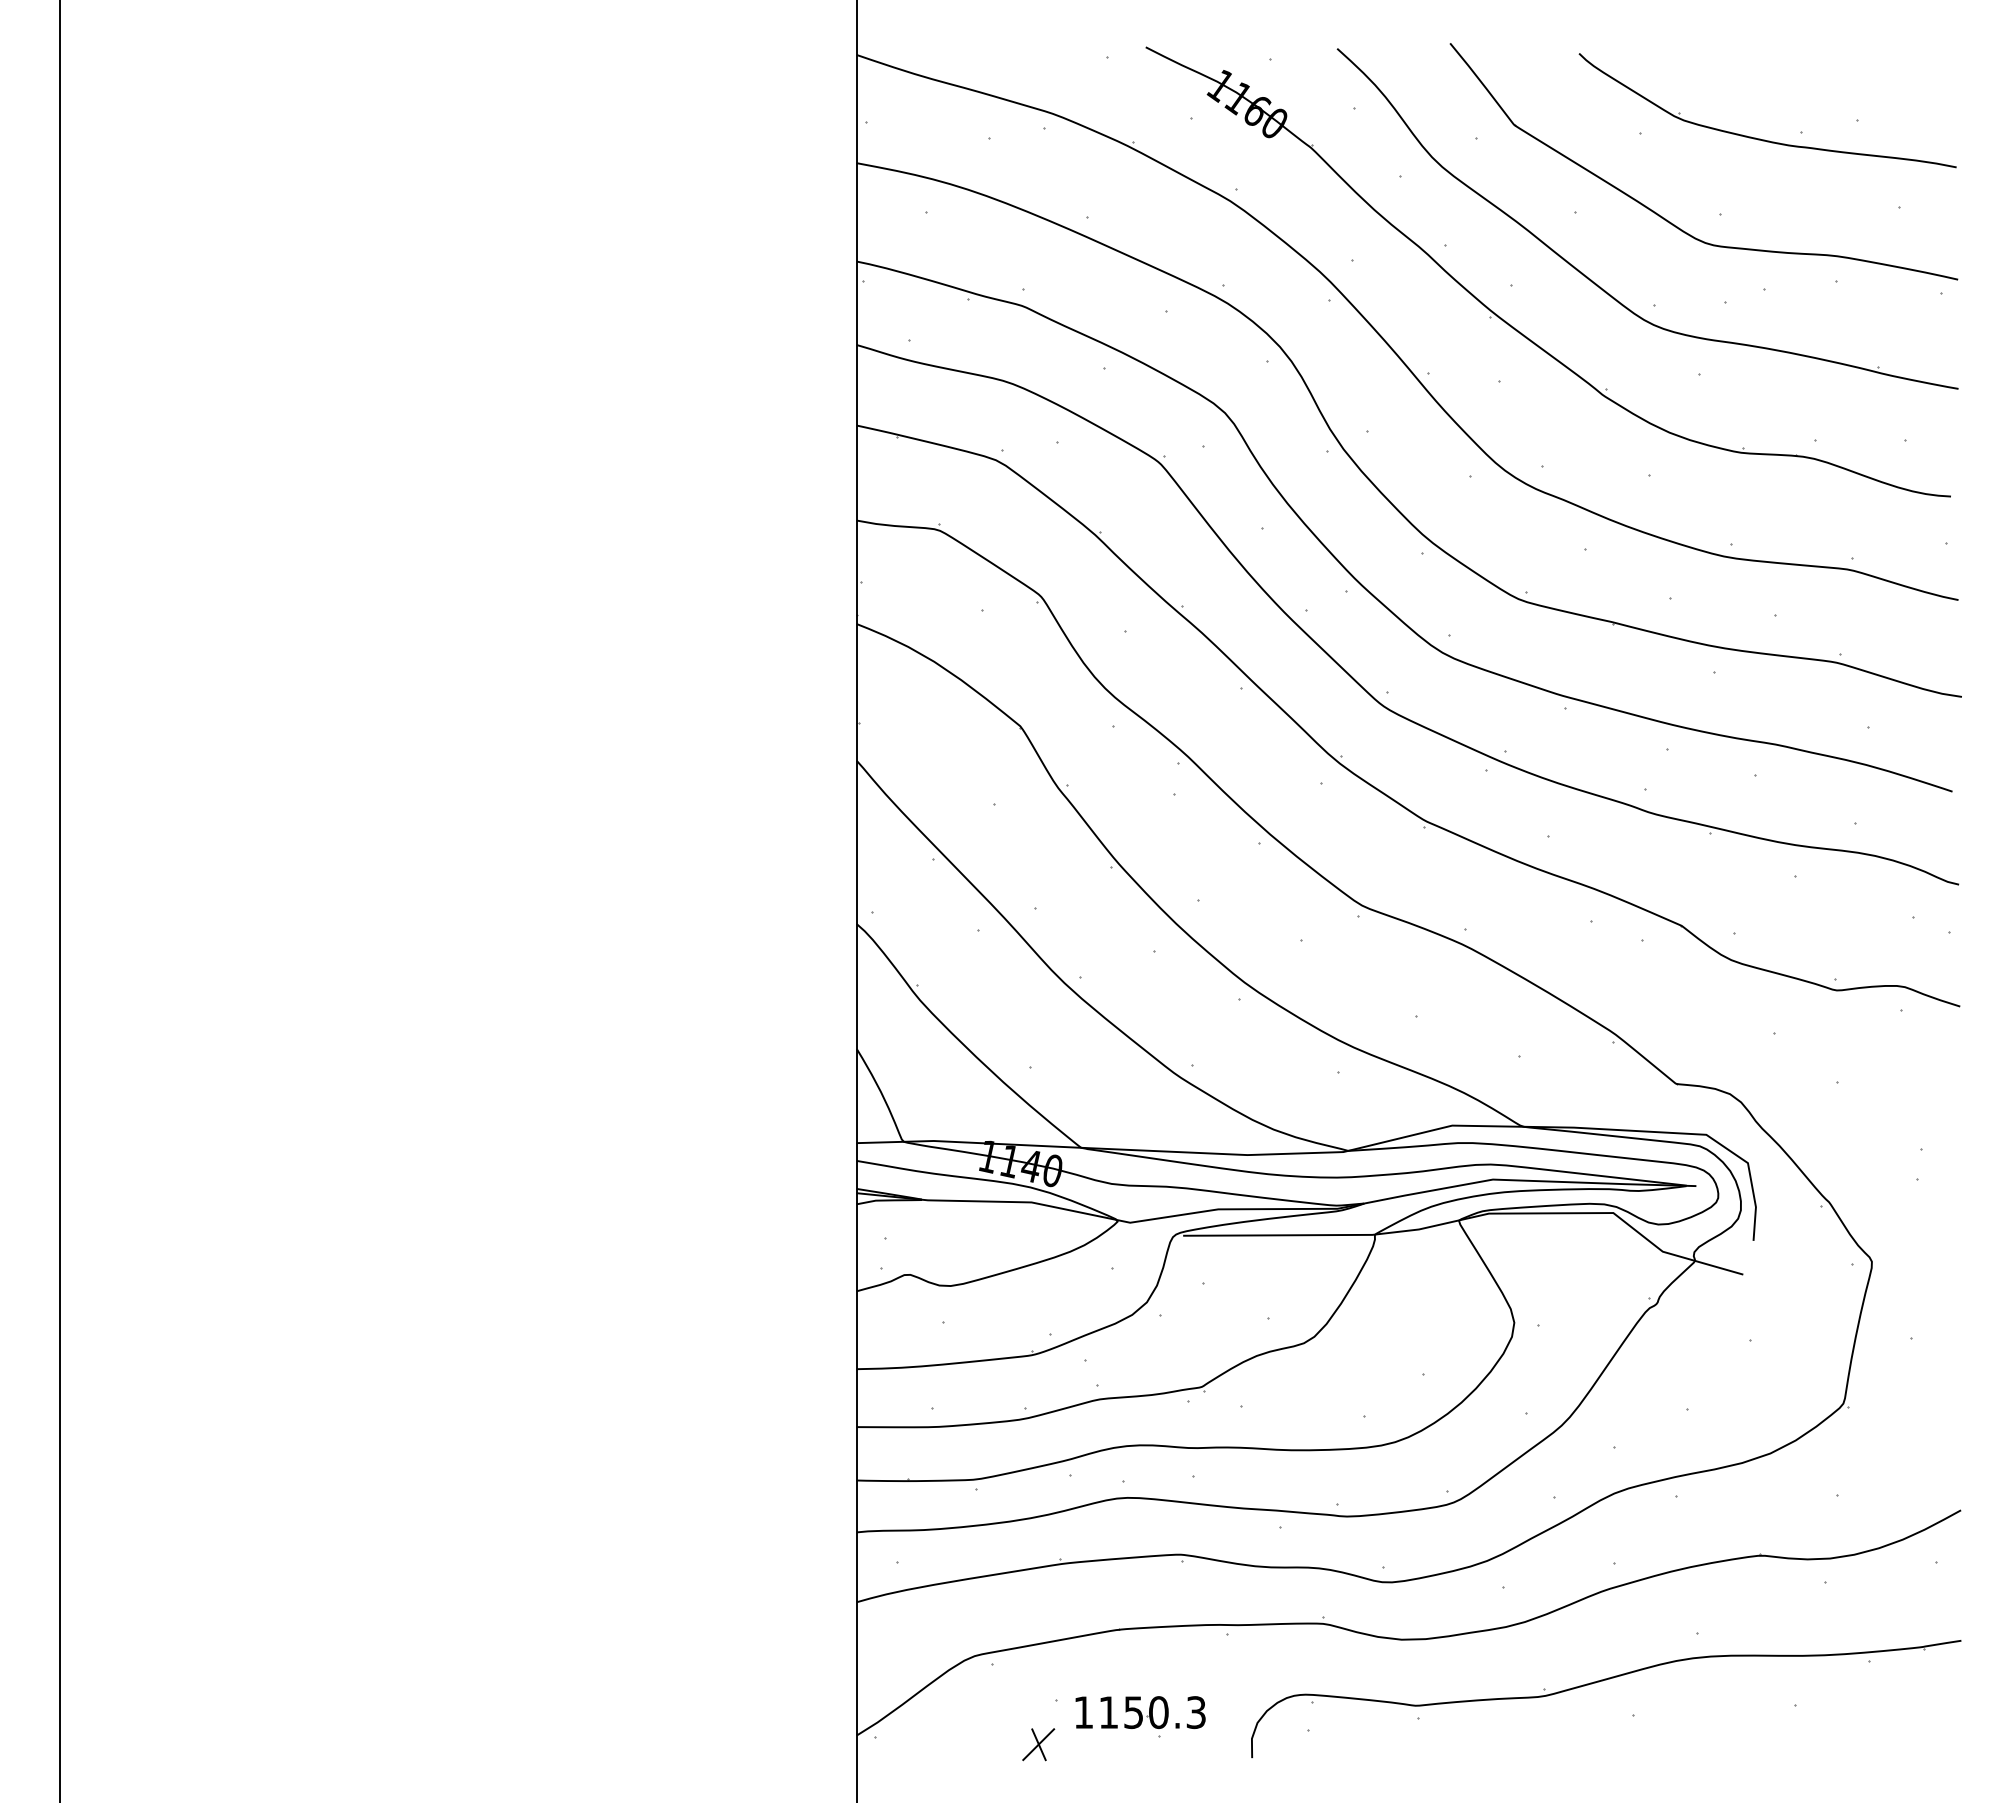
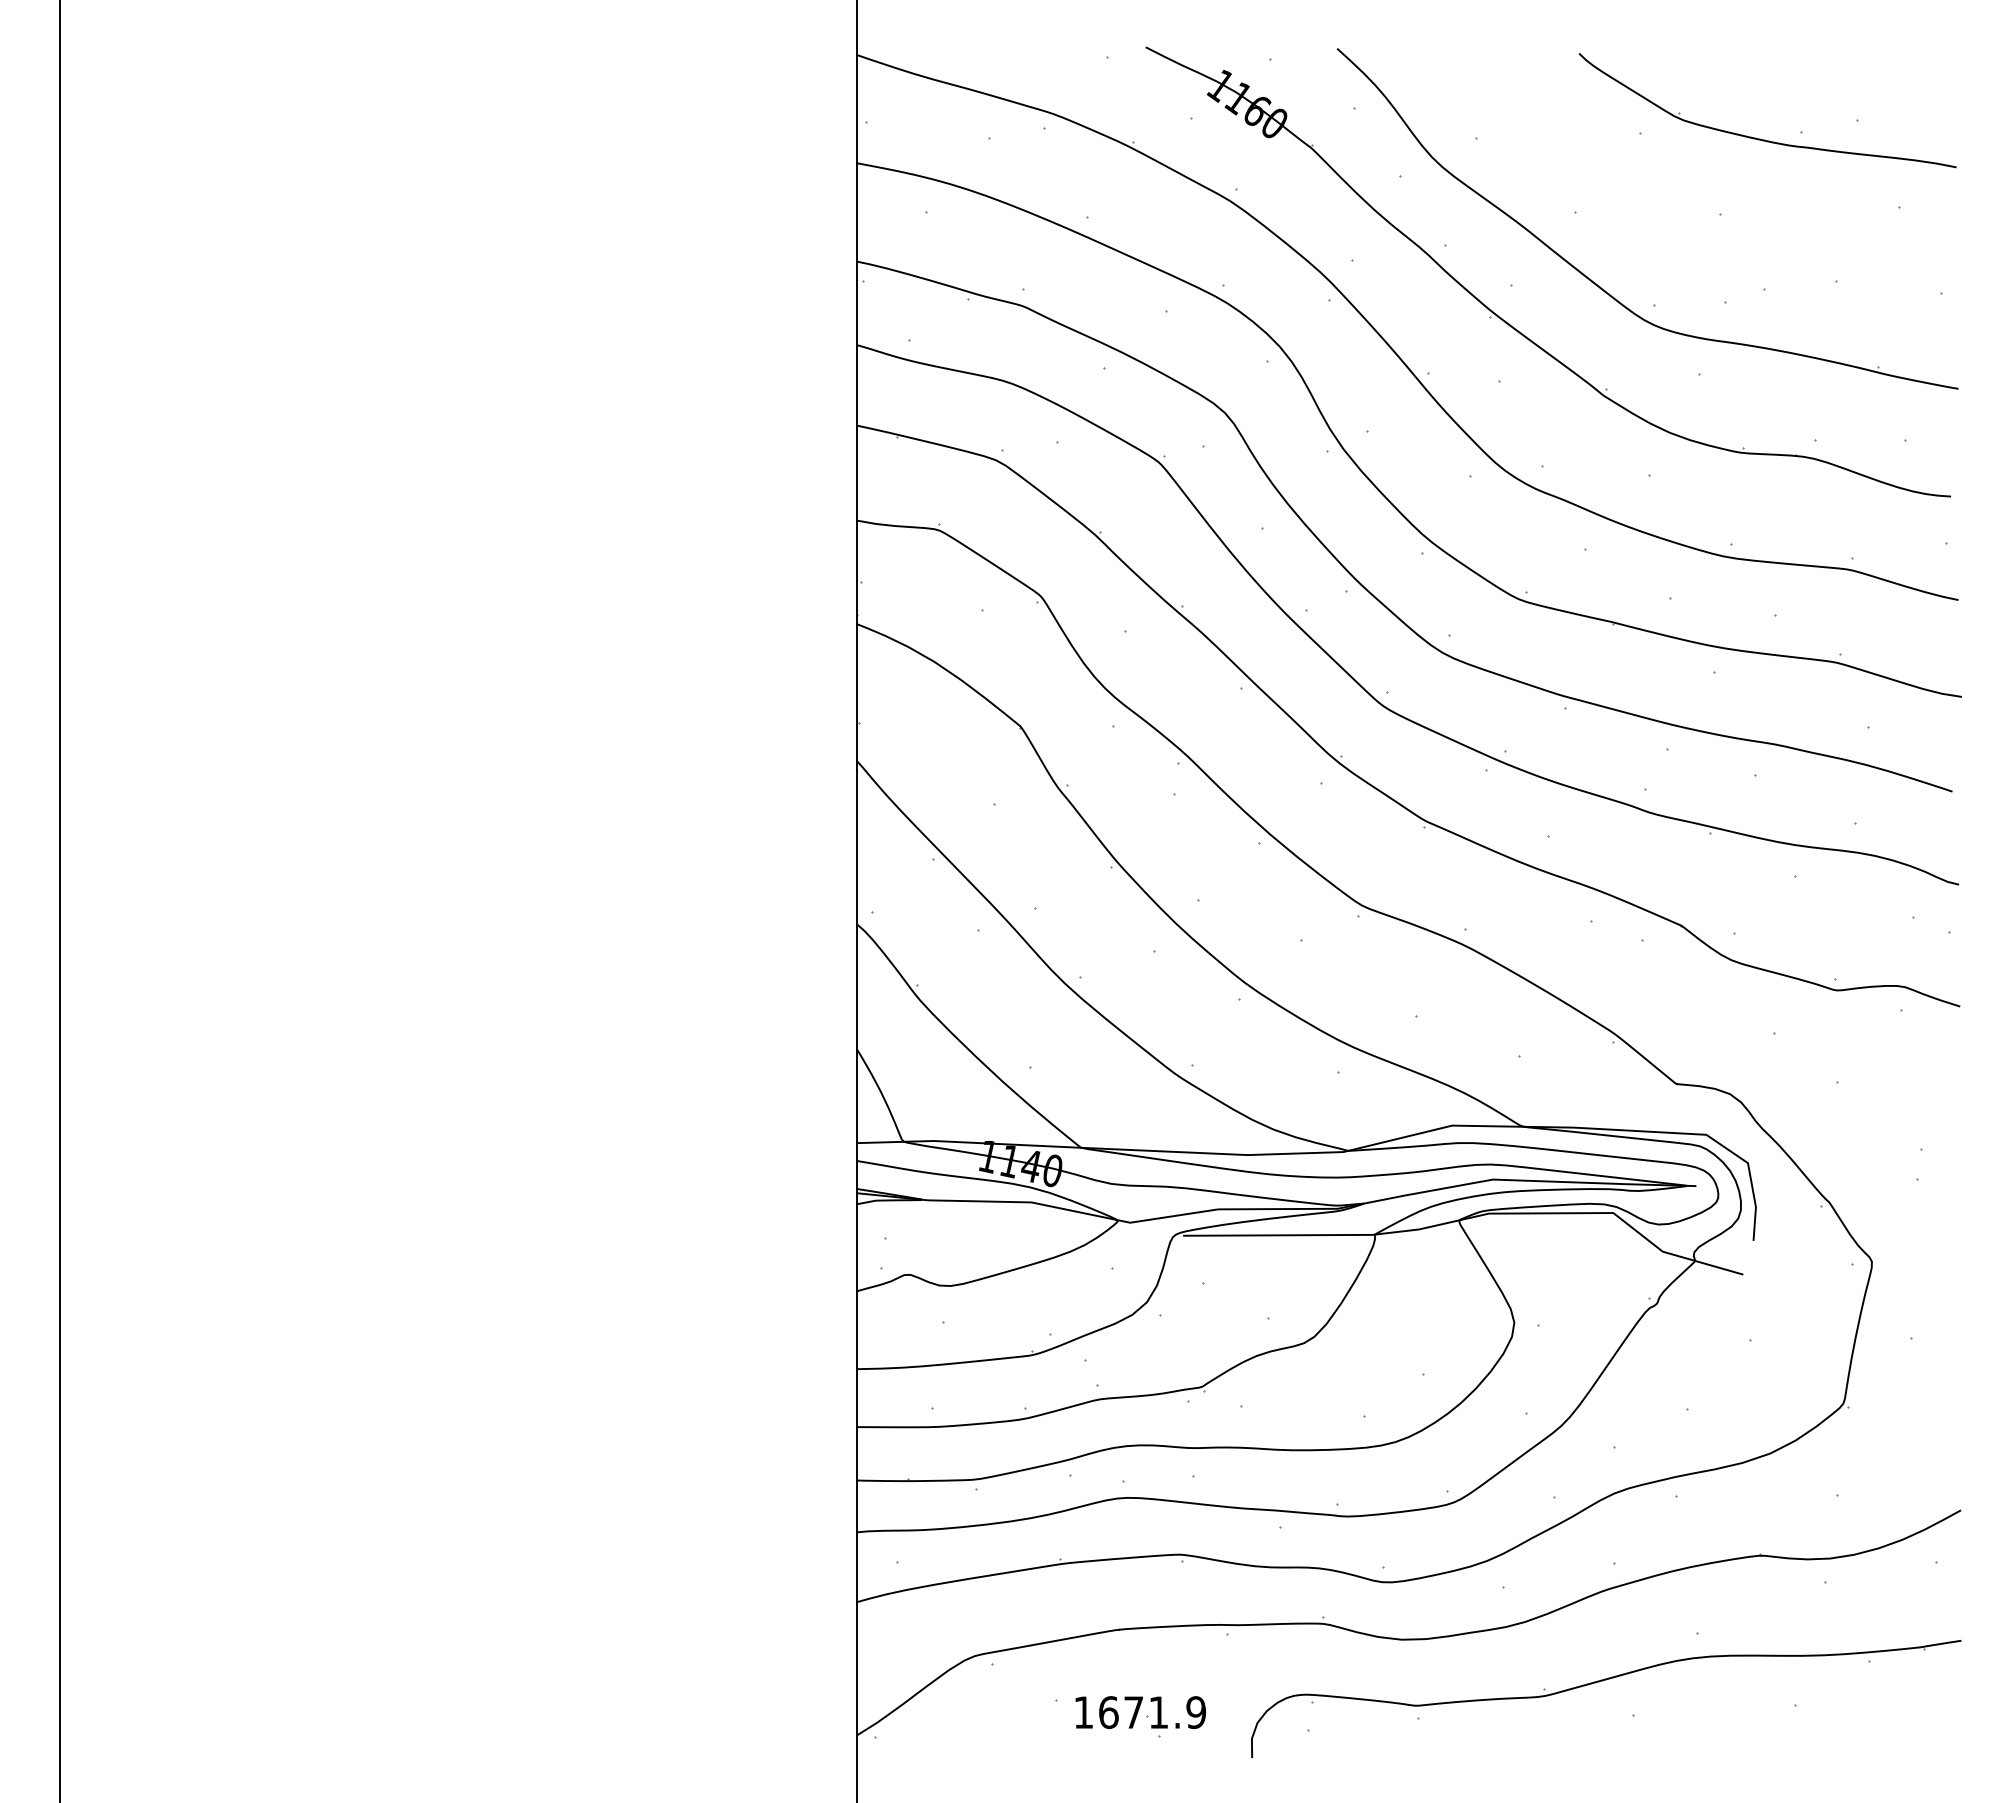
part: present -> none (1665, 218)
text: 1150.3 -> 1671.9 (1152, 1712)
part: present -> none (1038, 1744)
